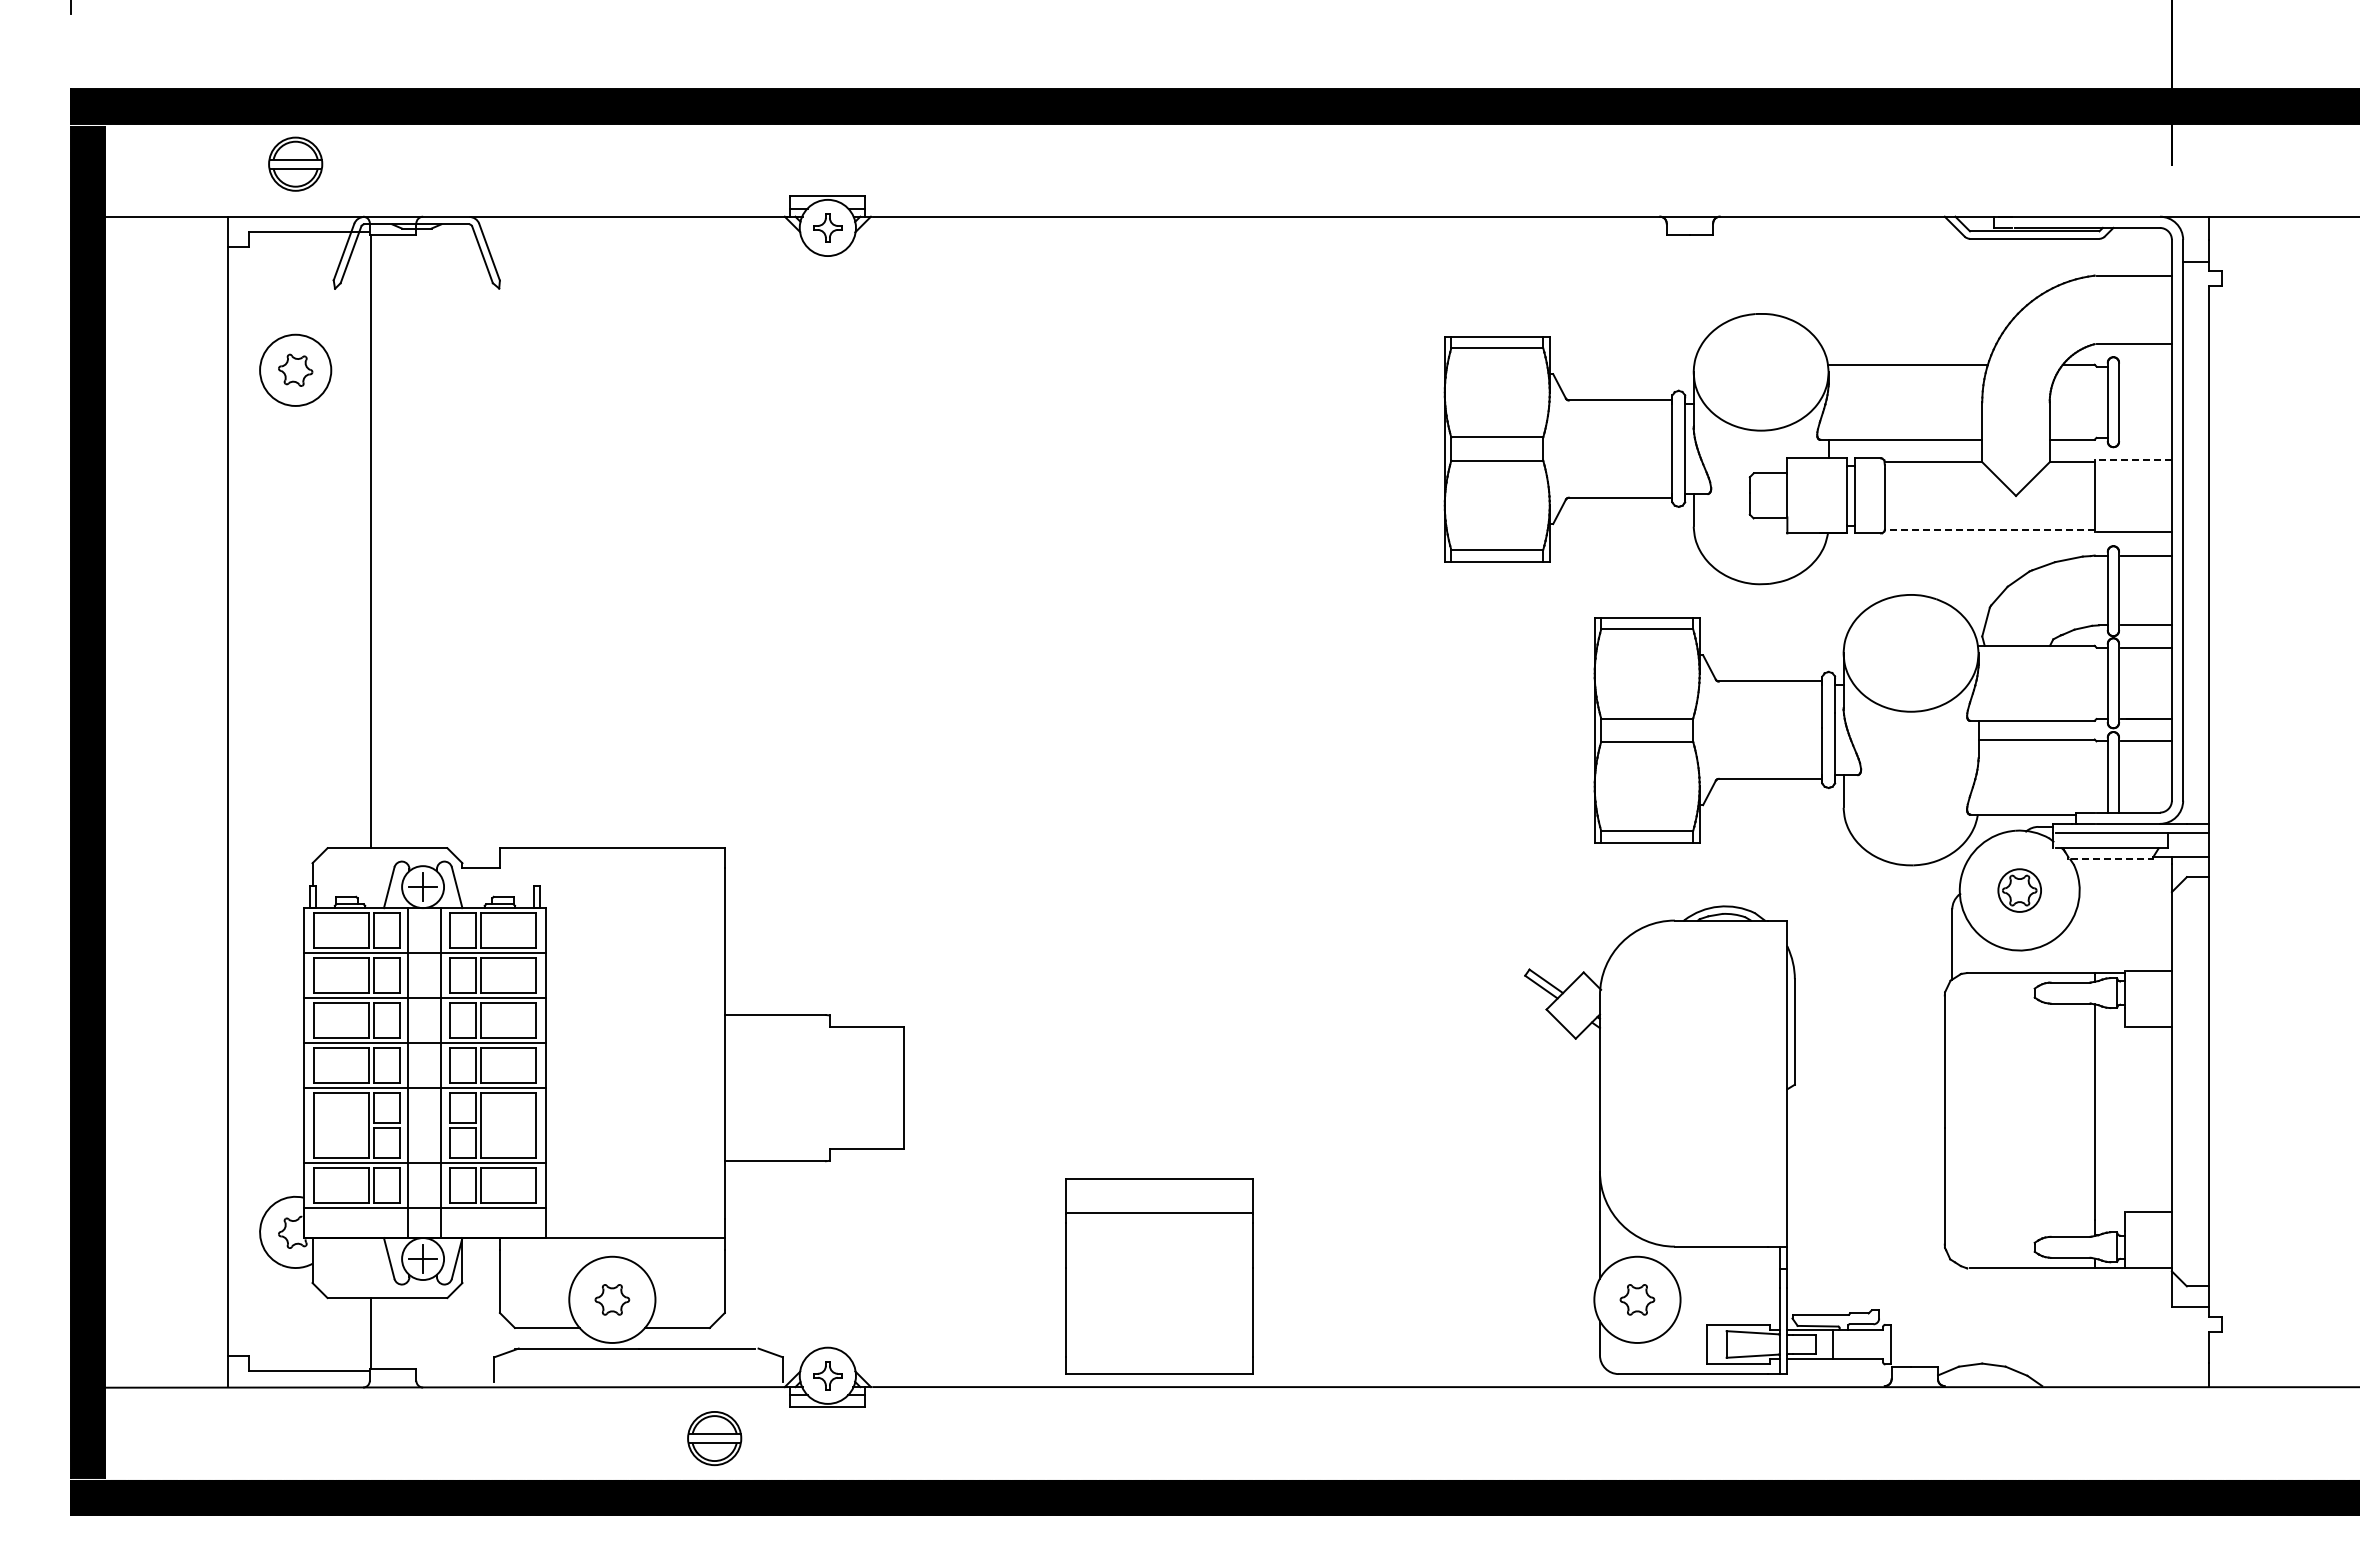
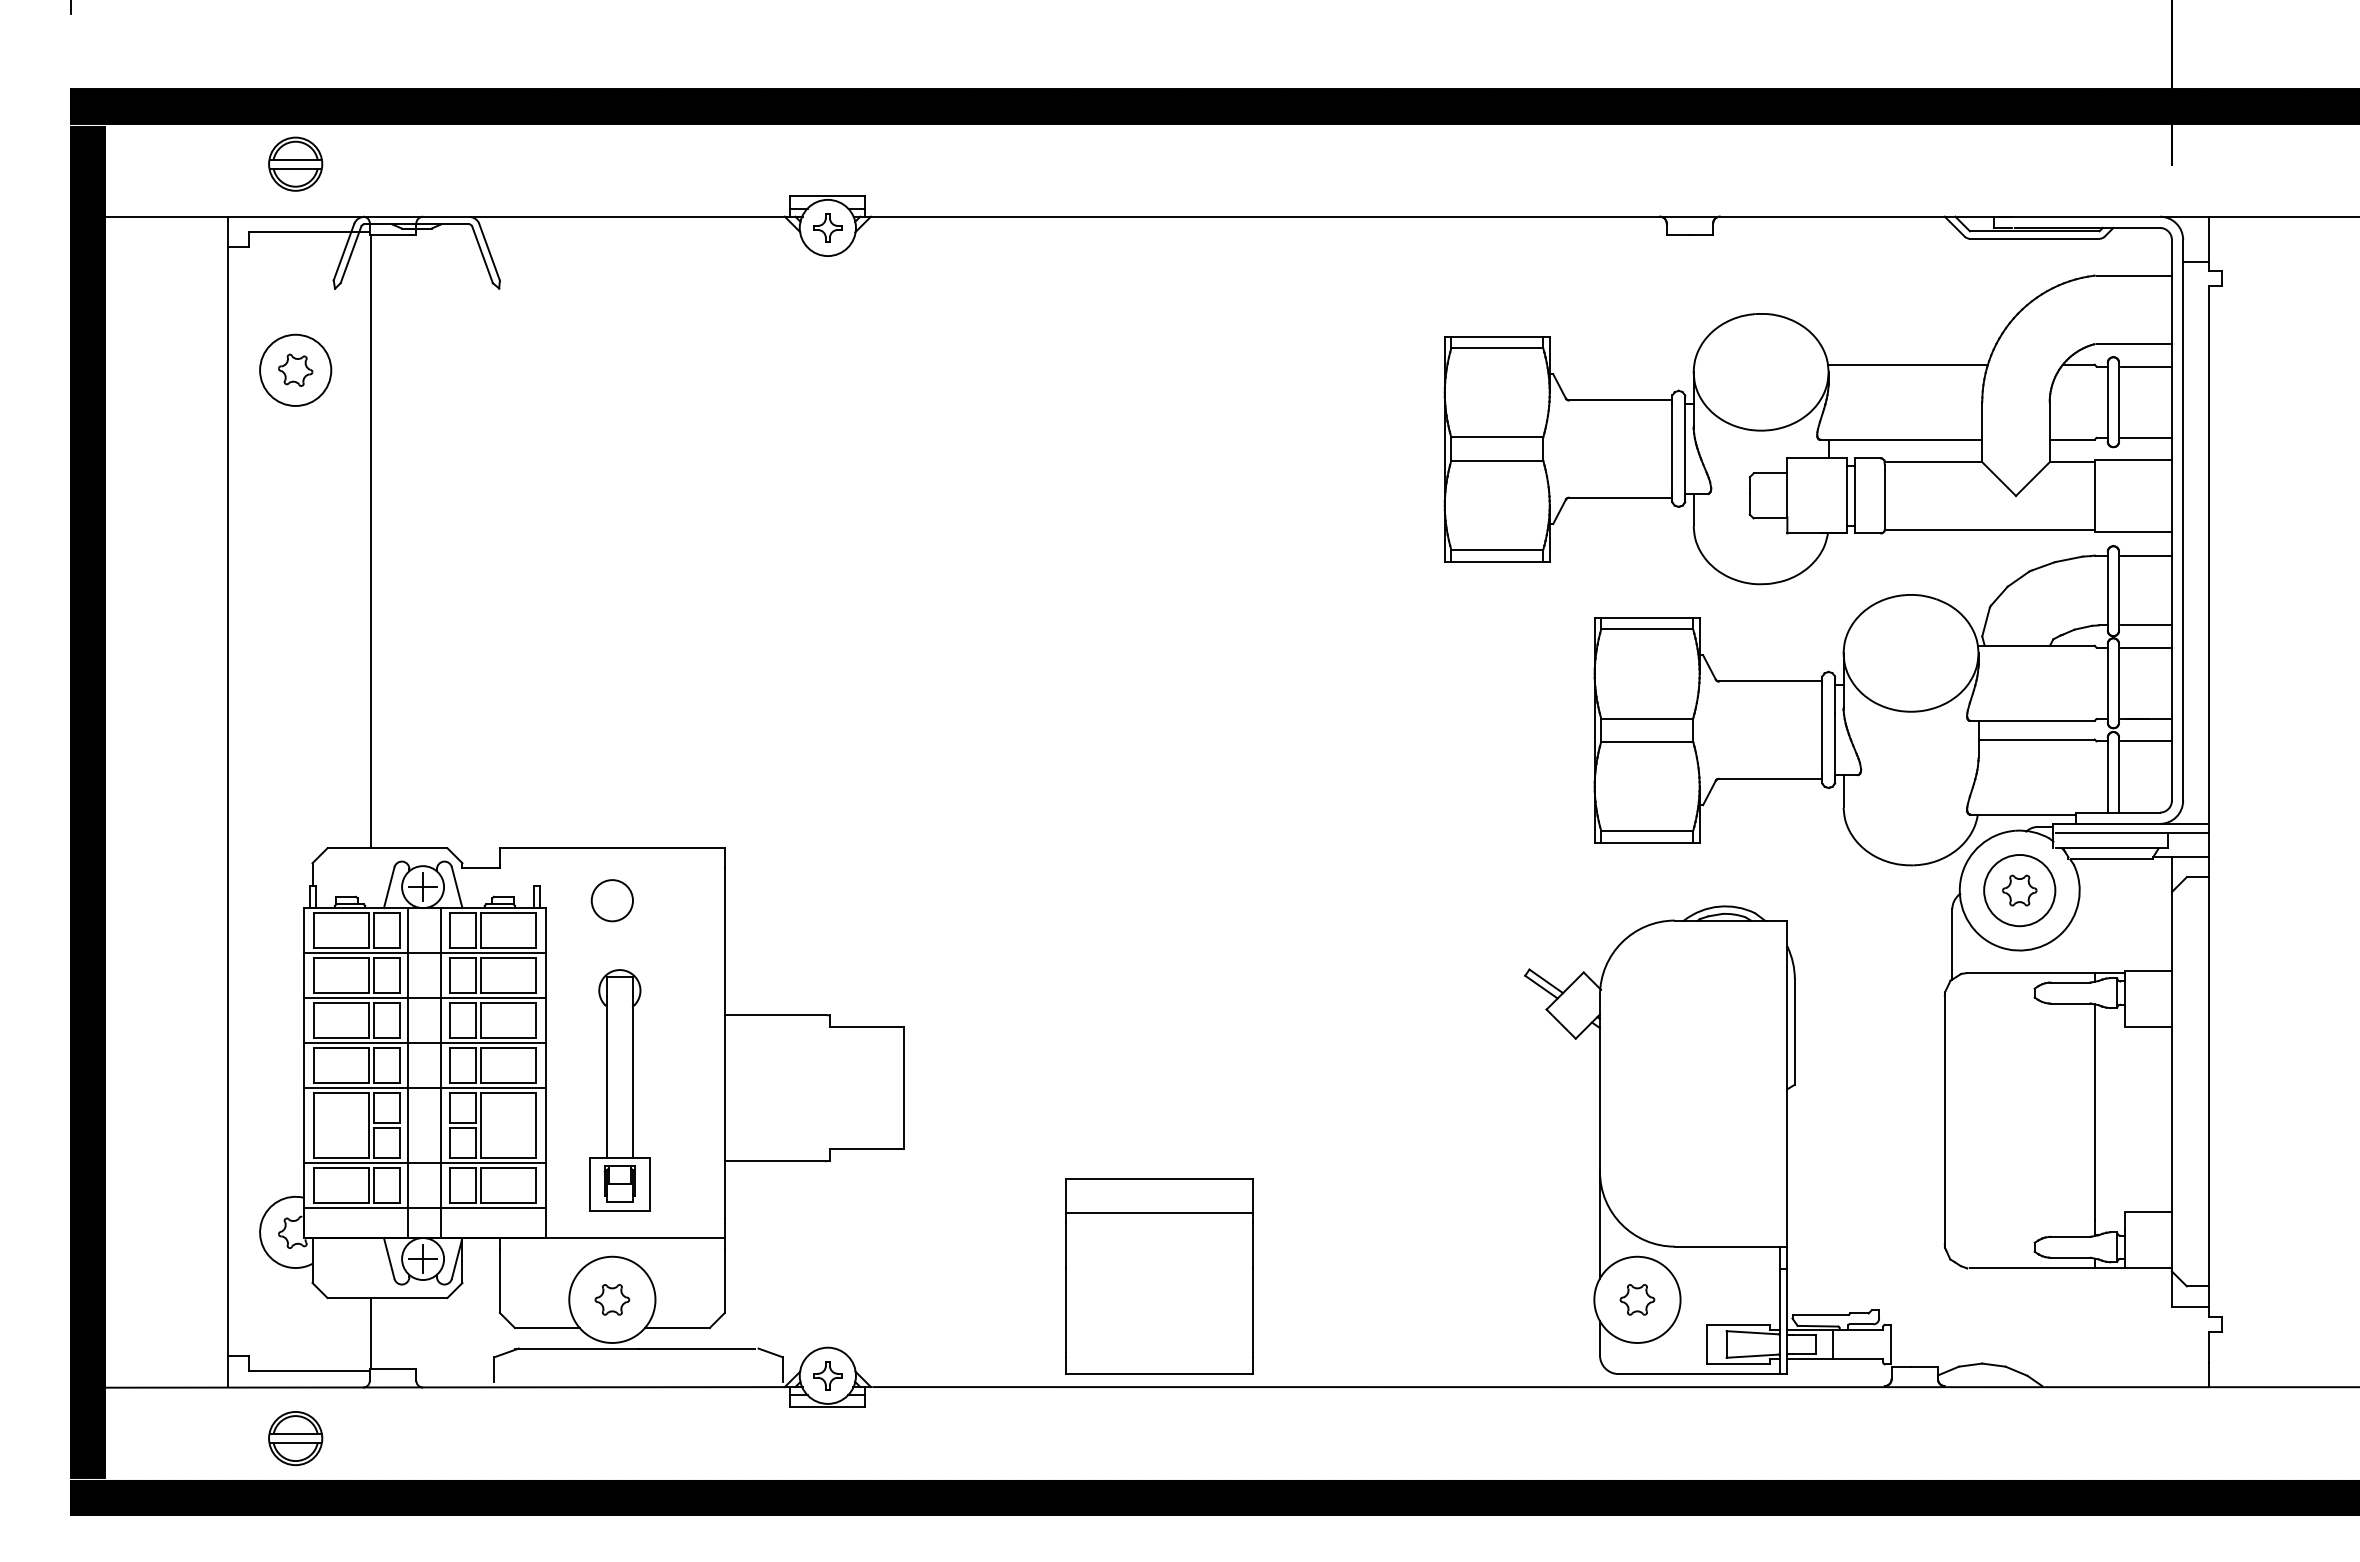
line: none -> present (2146, 366)
line: none -> present (2146, 437)
line: dashed -> solid (2133, 460)
line: dashed -> solid (1989, 529)
line: dashed -> solid (2112, 859)
circle diameter: 43 px -> 71 px (2019, 890)
circle: none -> present (611, 900)
part: none -> present (619, 1090)
part position: (714, 1438) -> (295, 1438) (295, 1438)
